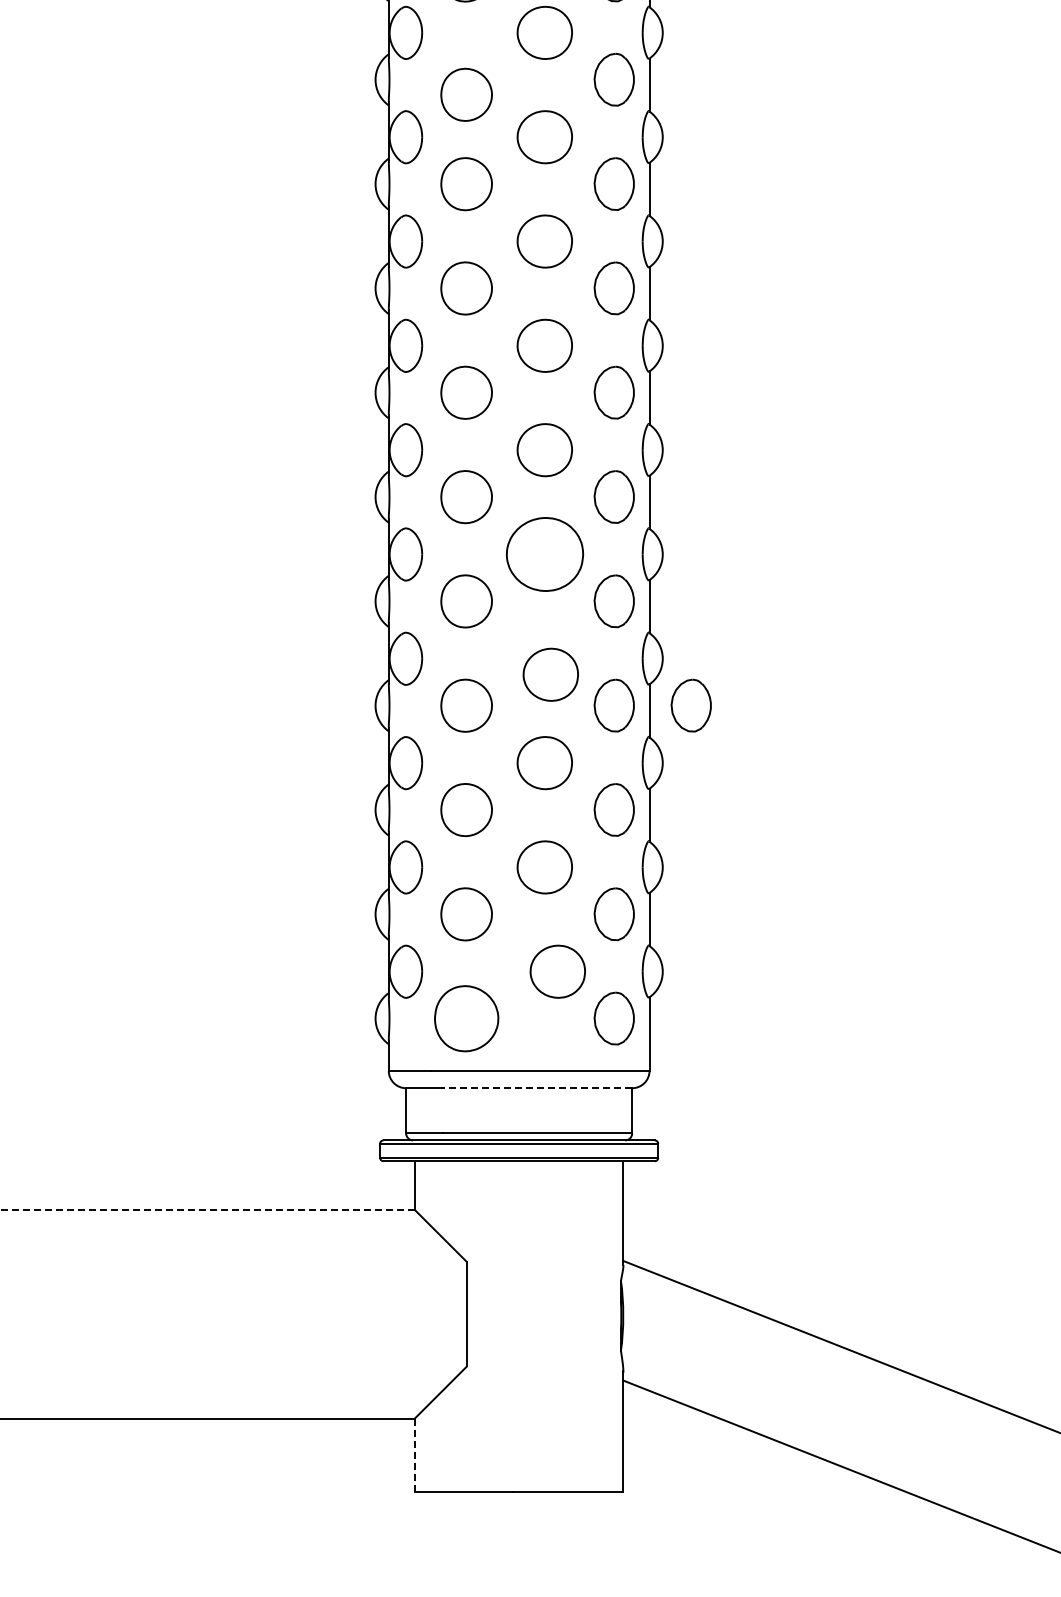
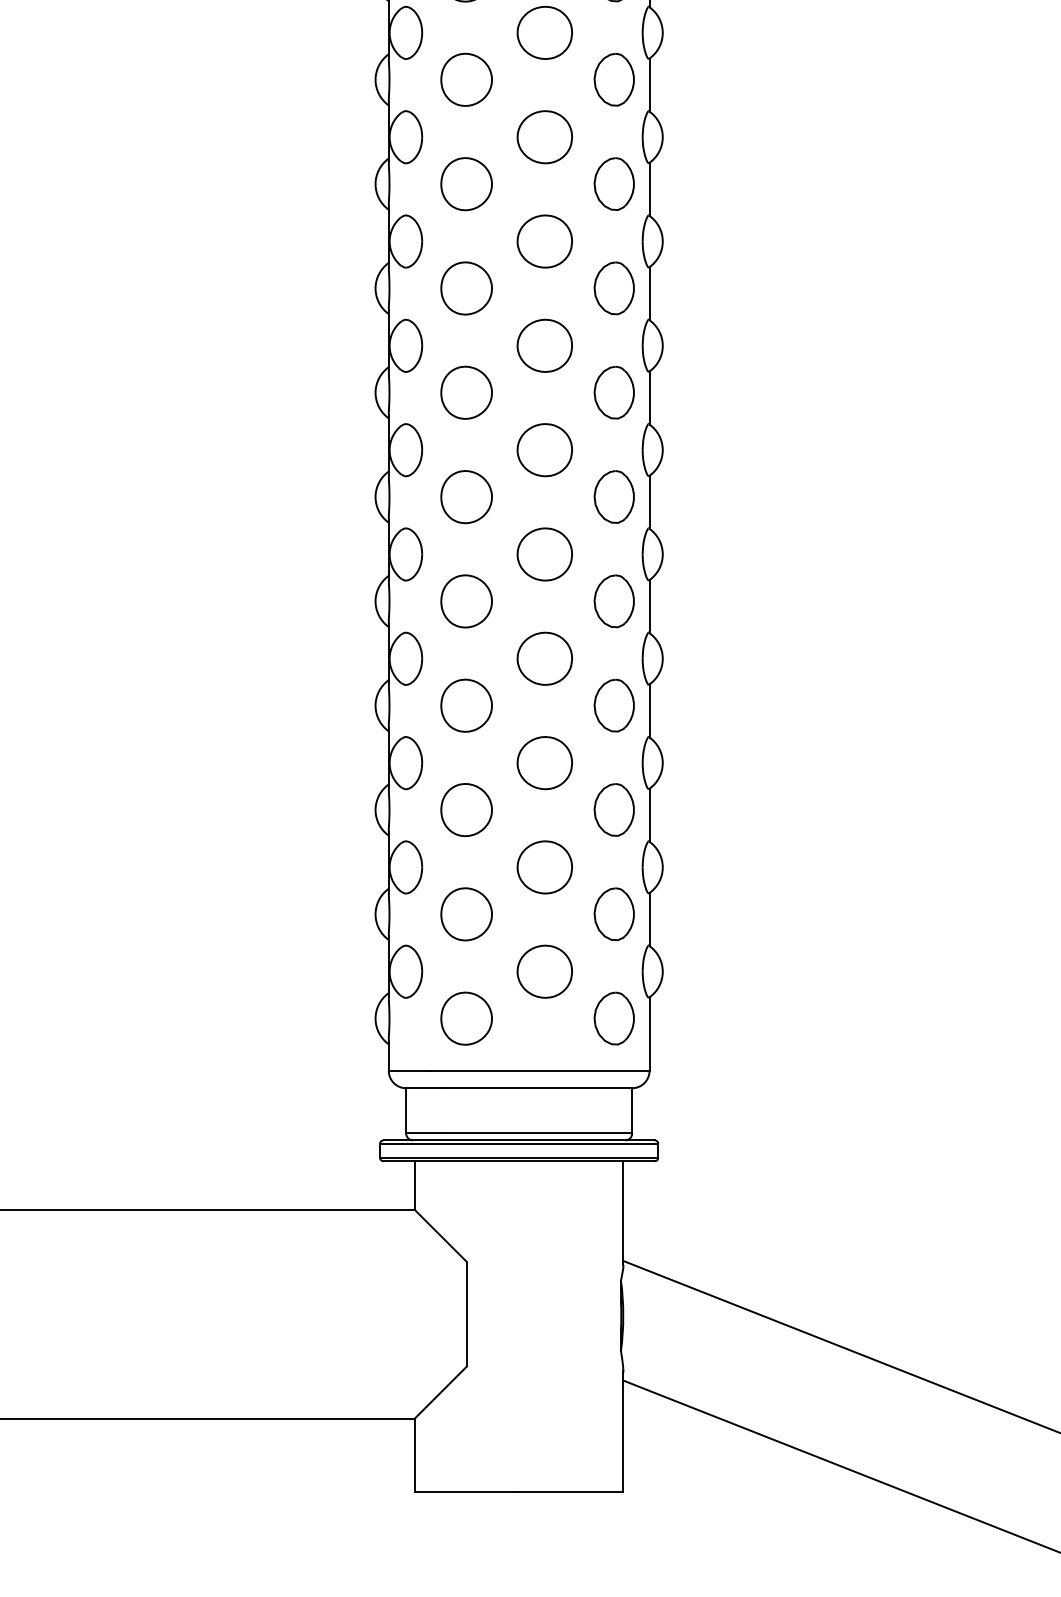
part position: (466, 94) -> (466, 79) (466, 79)
part size: 80x75 px -> 57x55 px (544, 554)
part position: (550, 674) -> (544, 658) (544, 658)
part: present -> none (690, 705)
part position: (557, 971) -> (544, 971) (544, 971)
part size: 66x68 px -> 53x55 px (466, 1018)
line: dashed -> solid (537, 1088)
line: dashed -> solid (207, 1209)
line: dashed -> solid (414, 1455)
